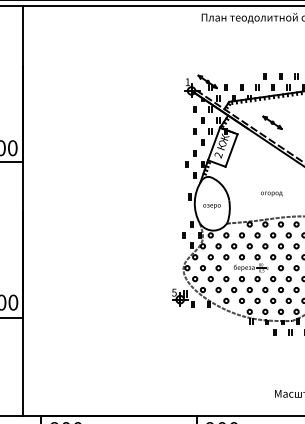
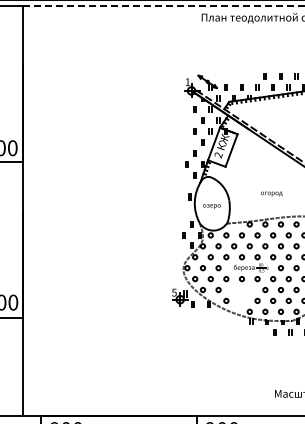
line: solid -> dashed (164, 5)
part: present -> none (272, 122)
part: present -> none (241, 295)
